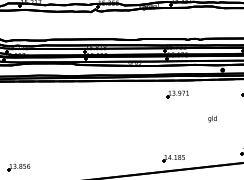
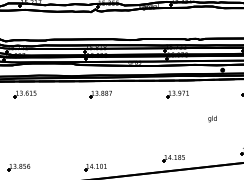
part: none -> present (24, 94)
part: none -> present (100, 94)
part: none -> present (95, 167)
